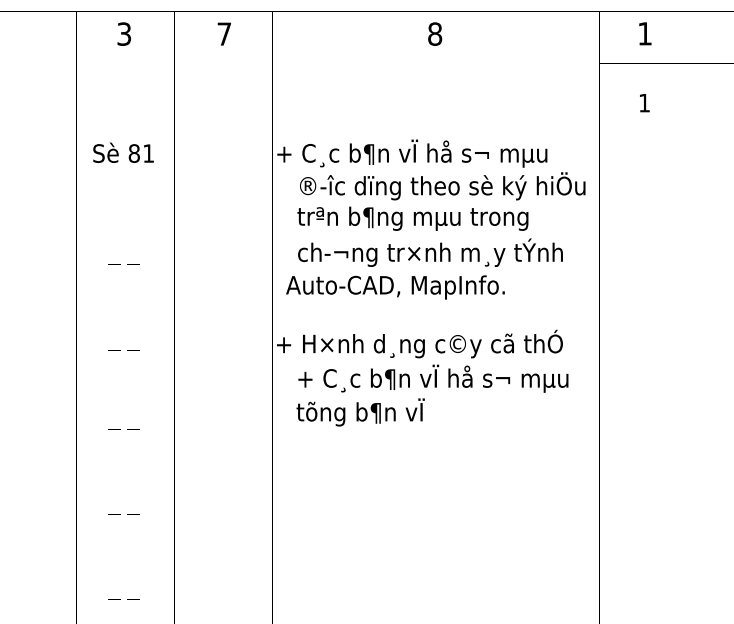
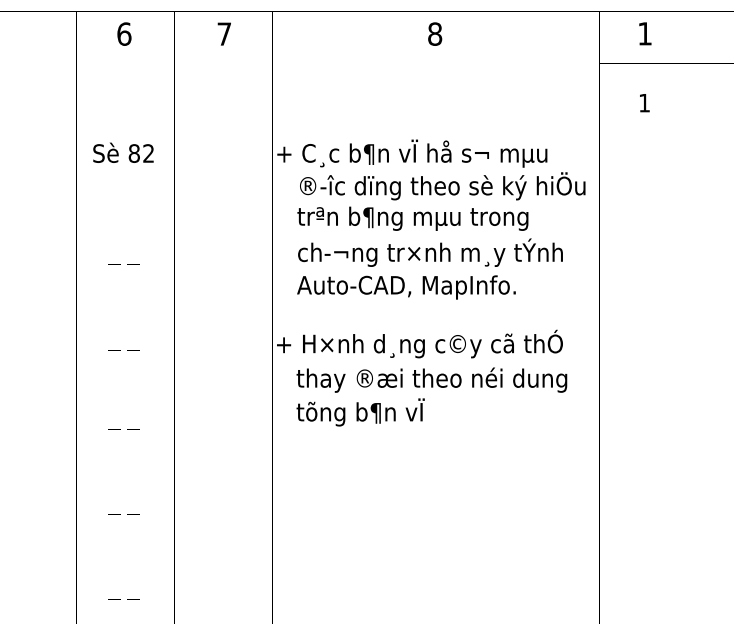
text: 3 -> 6 (124, 33)
text: 81 -> 82 (148, 153)
text position: (395, 287) -> (406, 287) (406, 287)
text: + C¸c b¶n vÏ hå s¬ mµu -> thay ®æi theo néi dung (432, 378)
